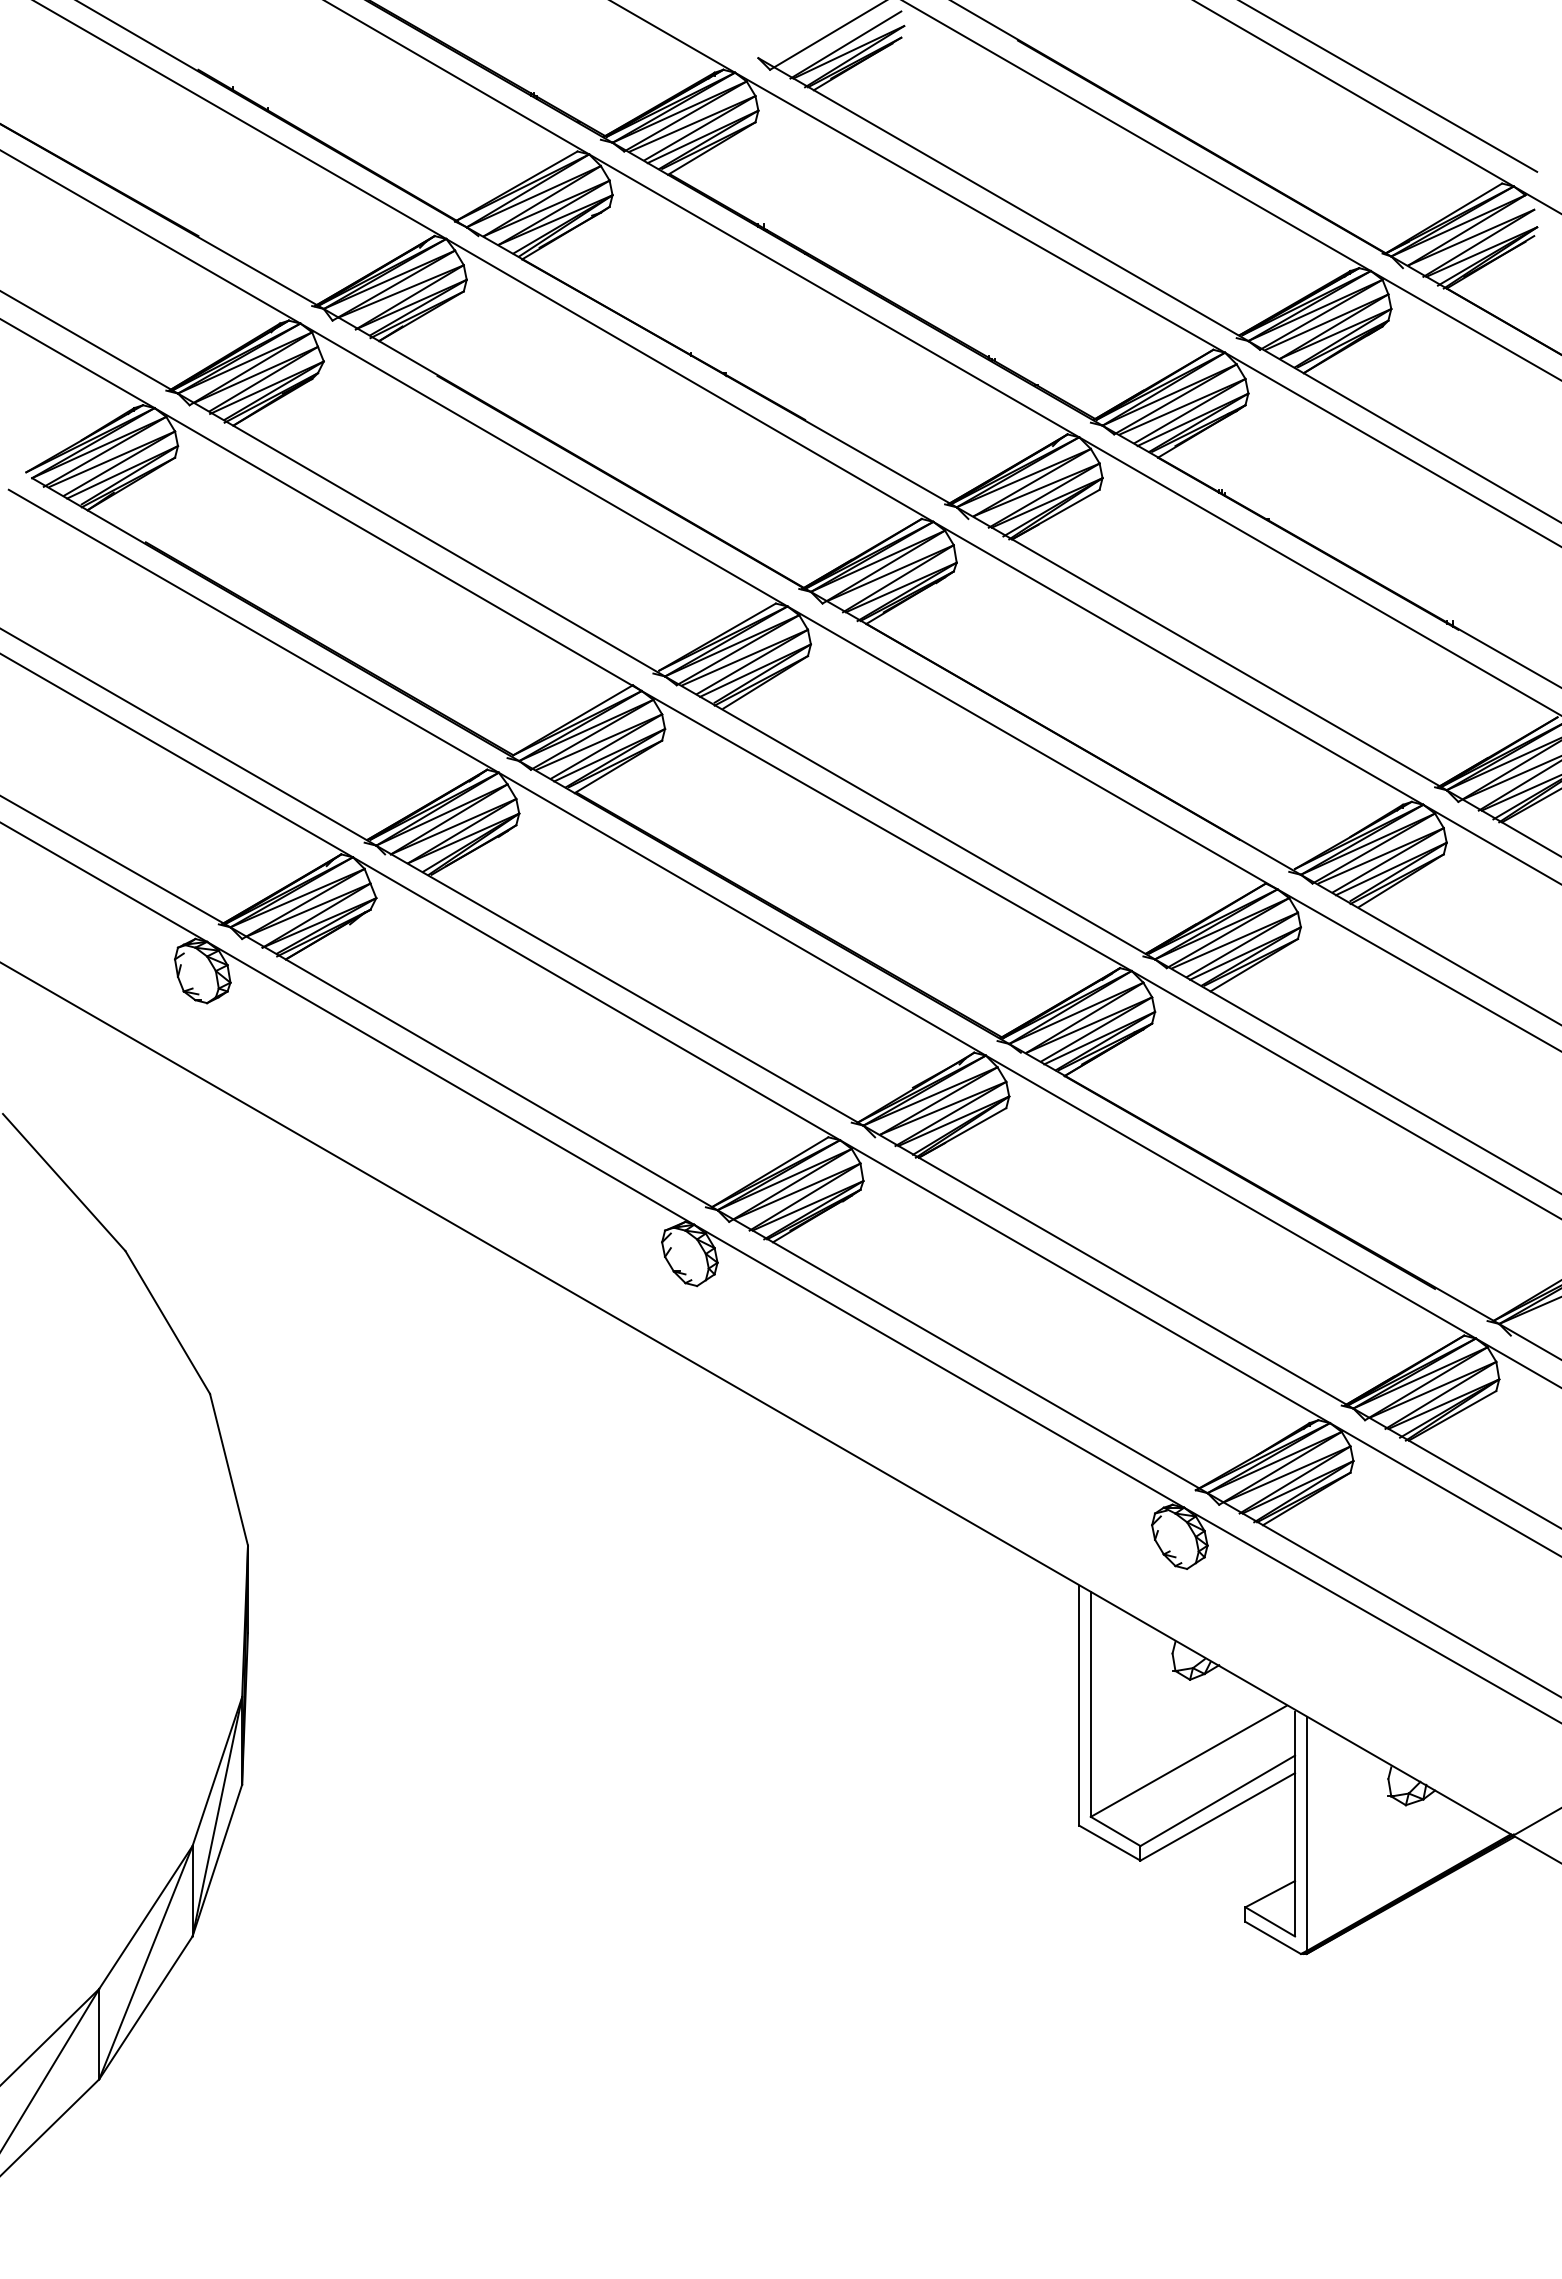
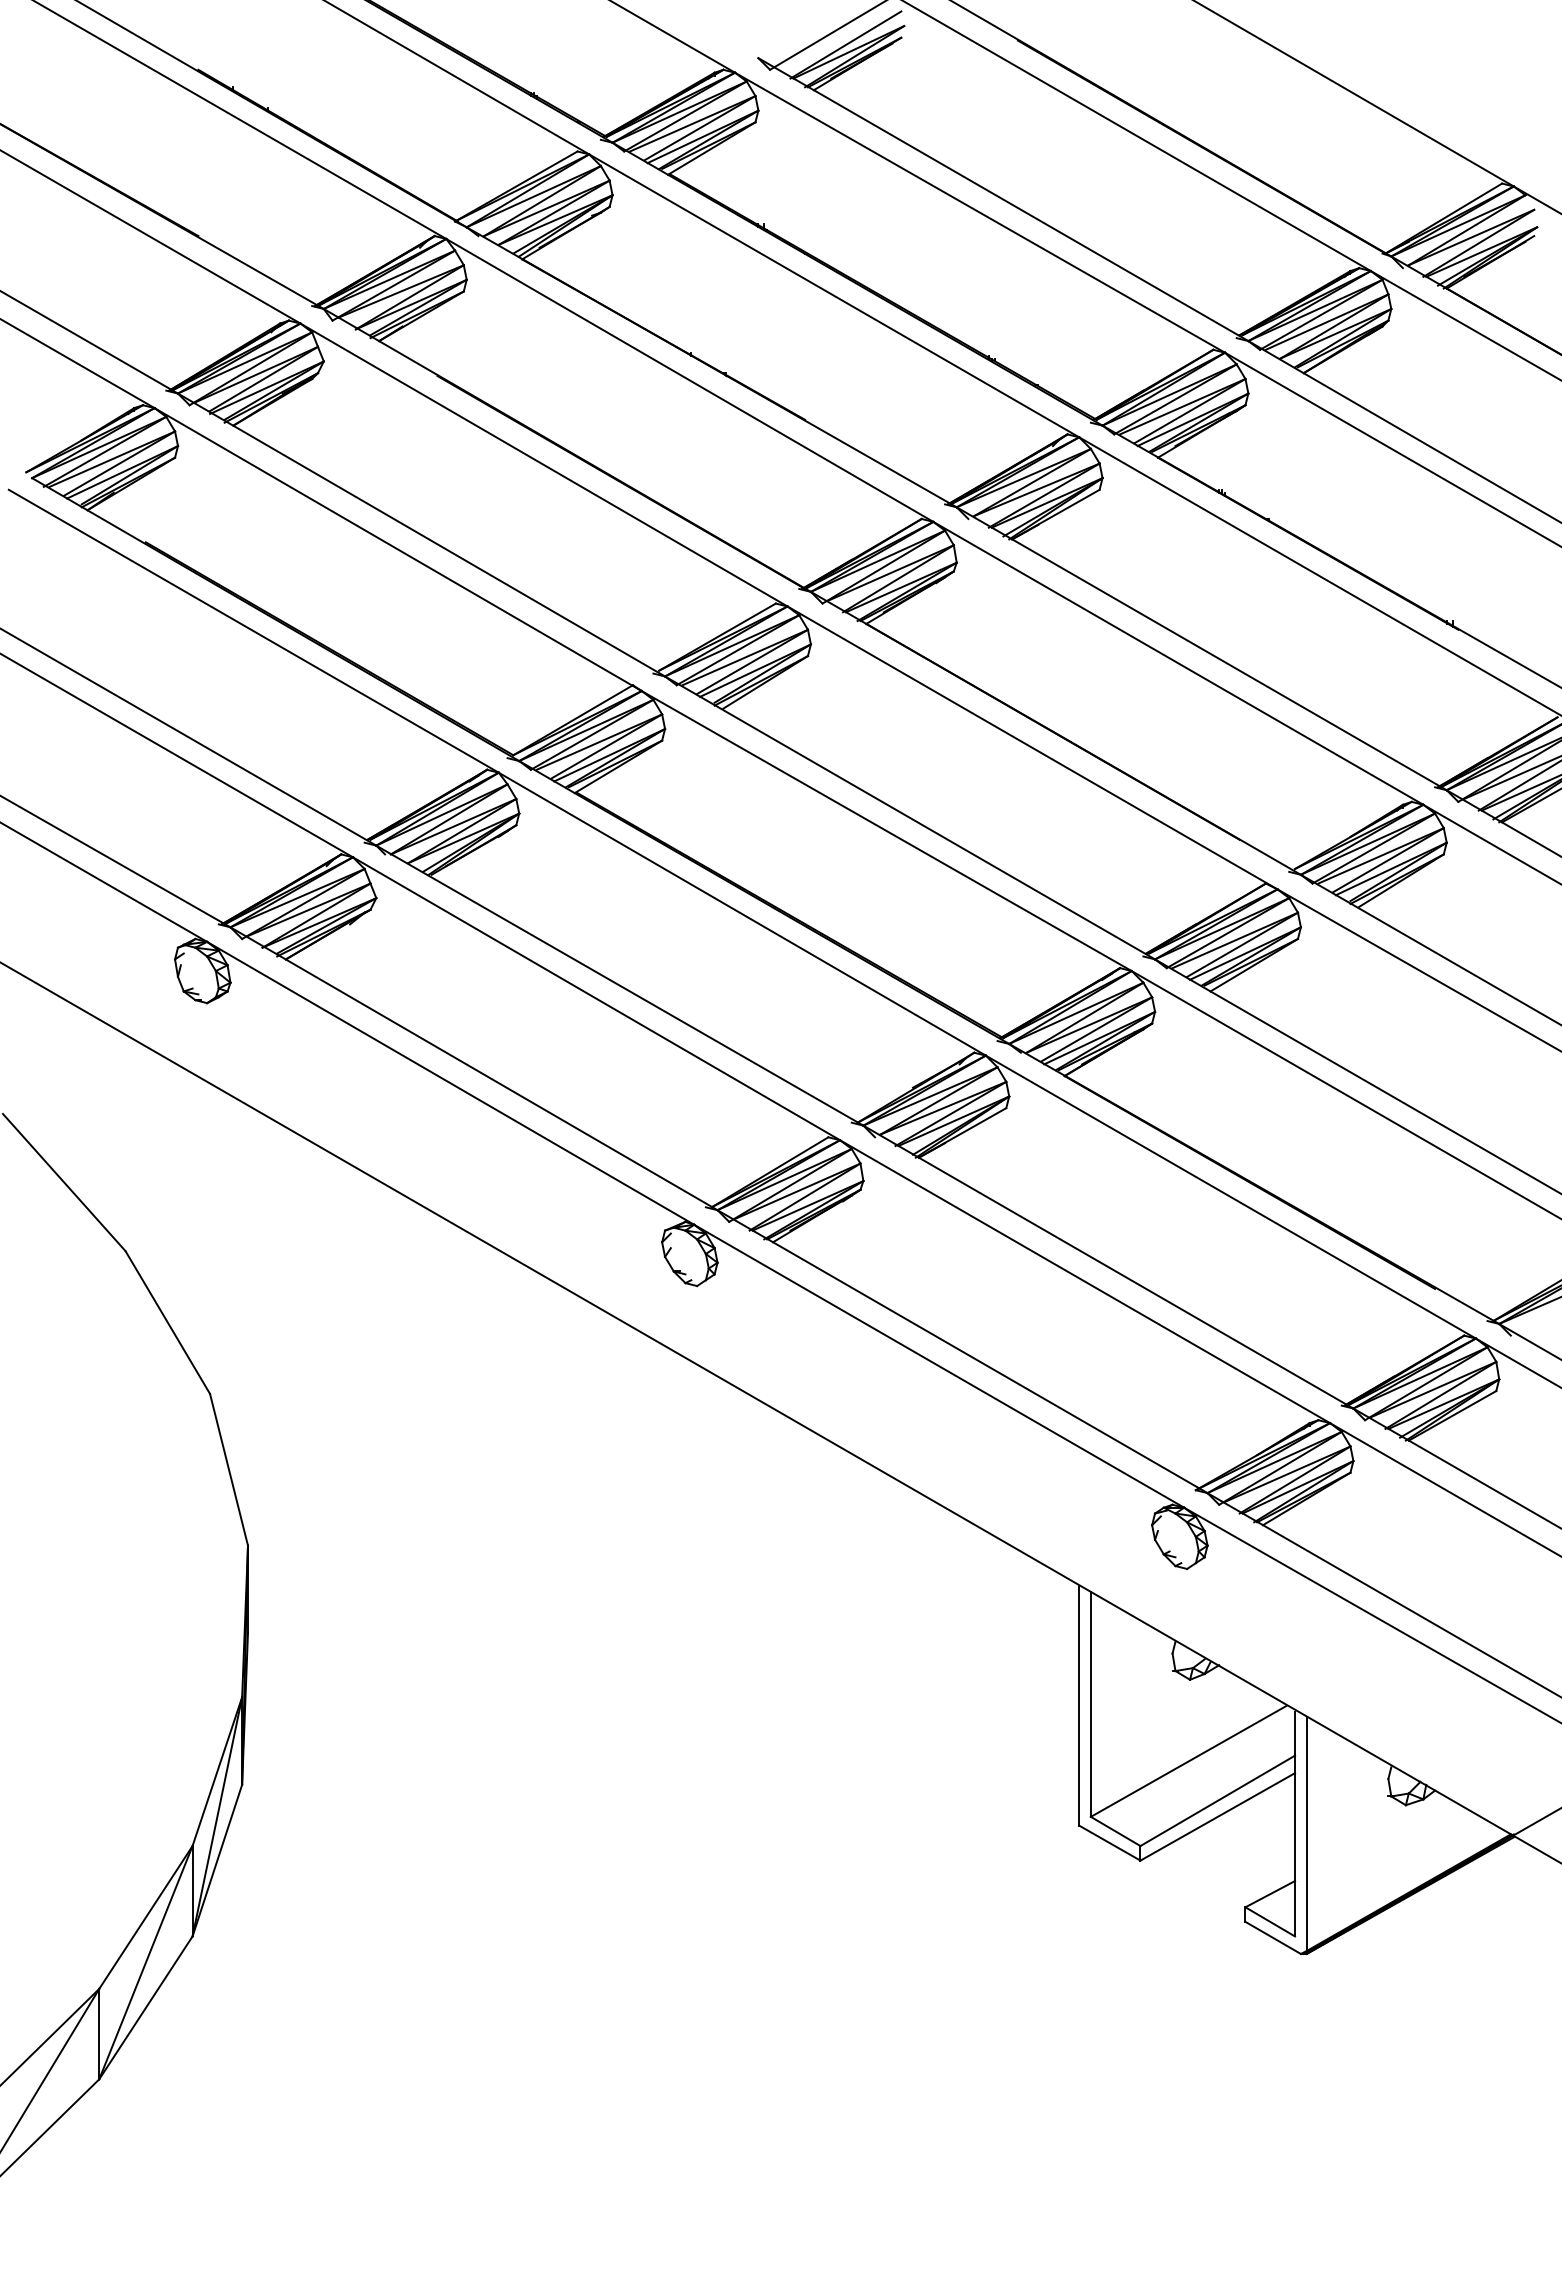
line: present -> none (1389, 86)
